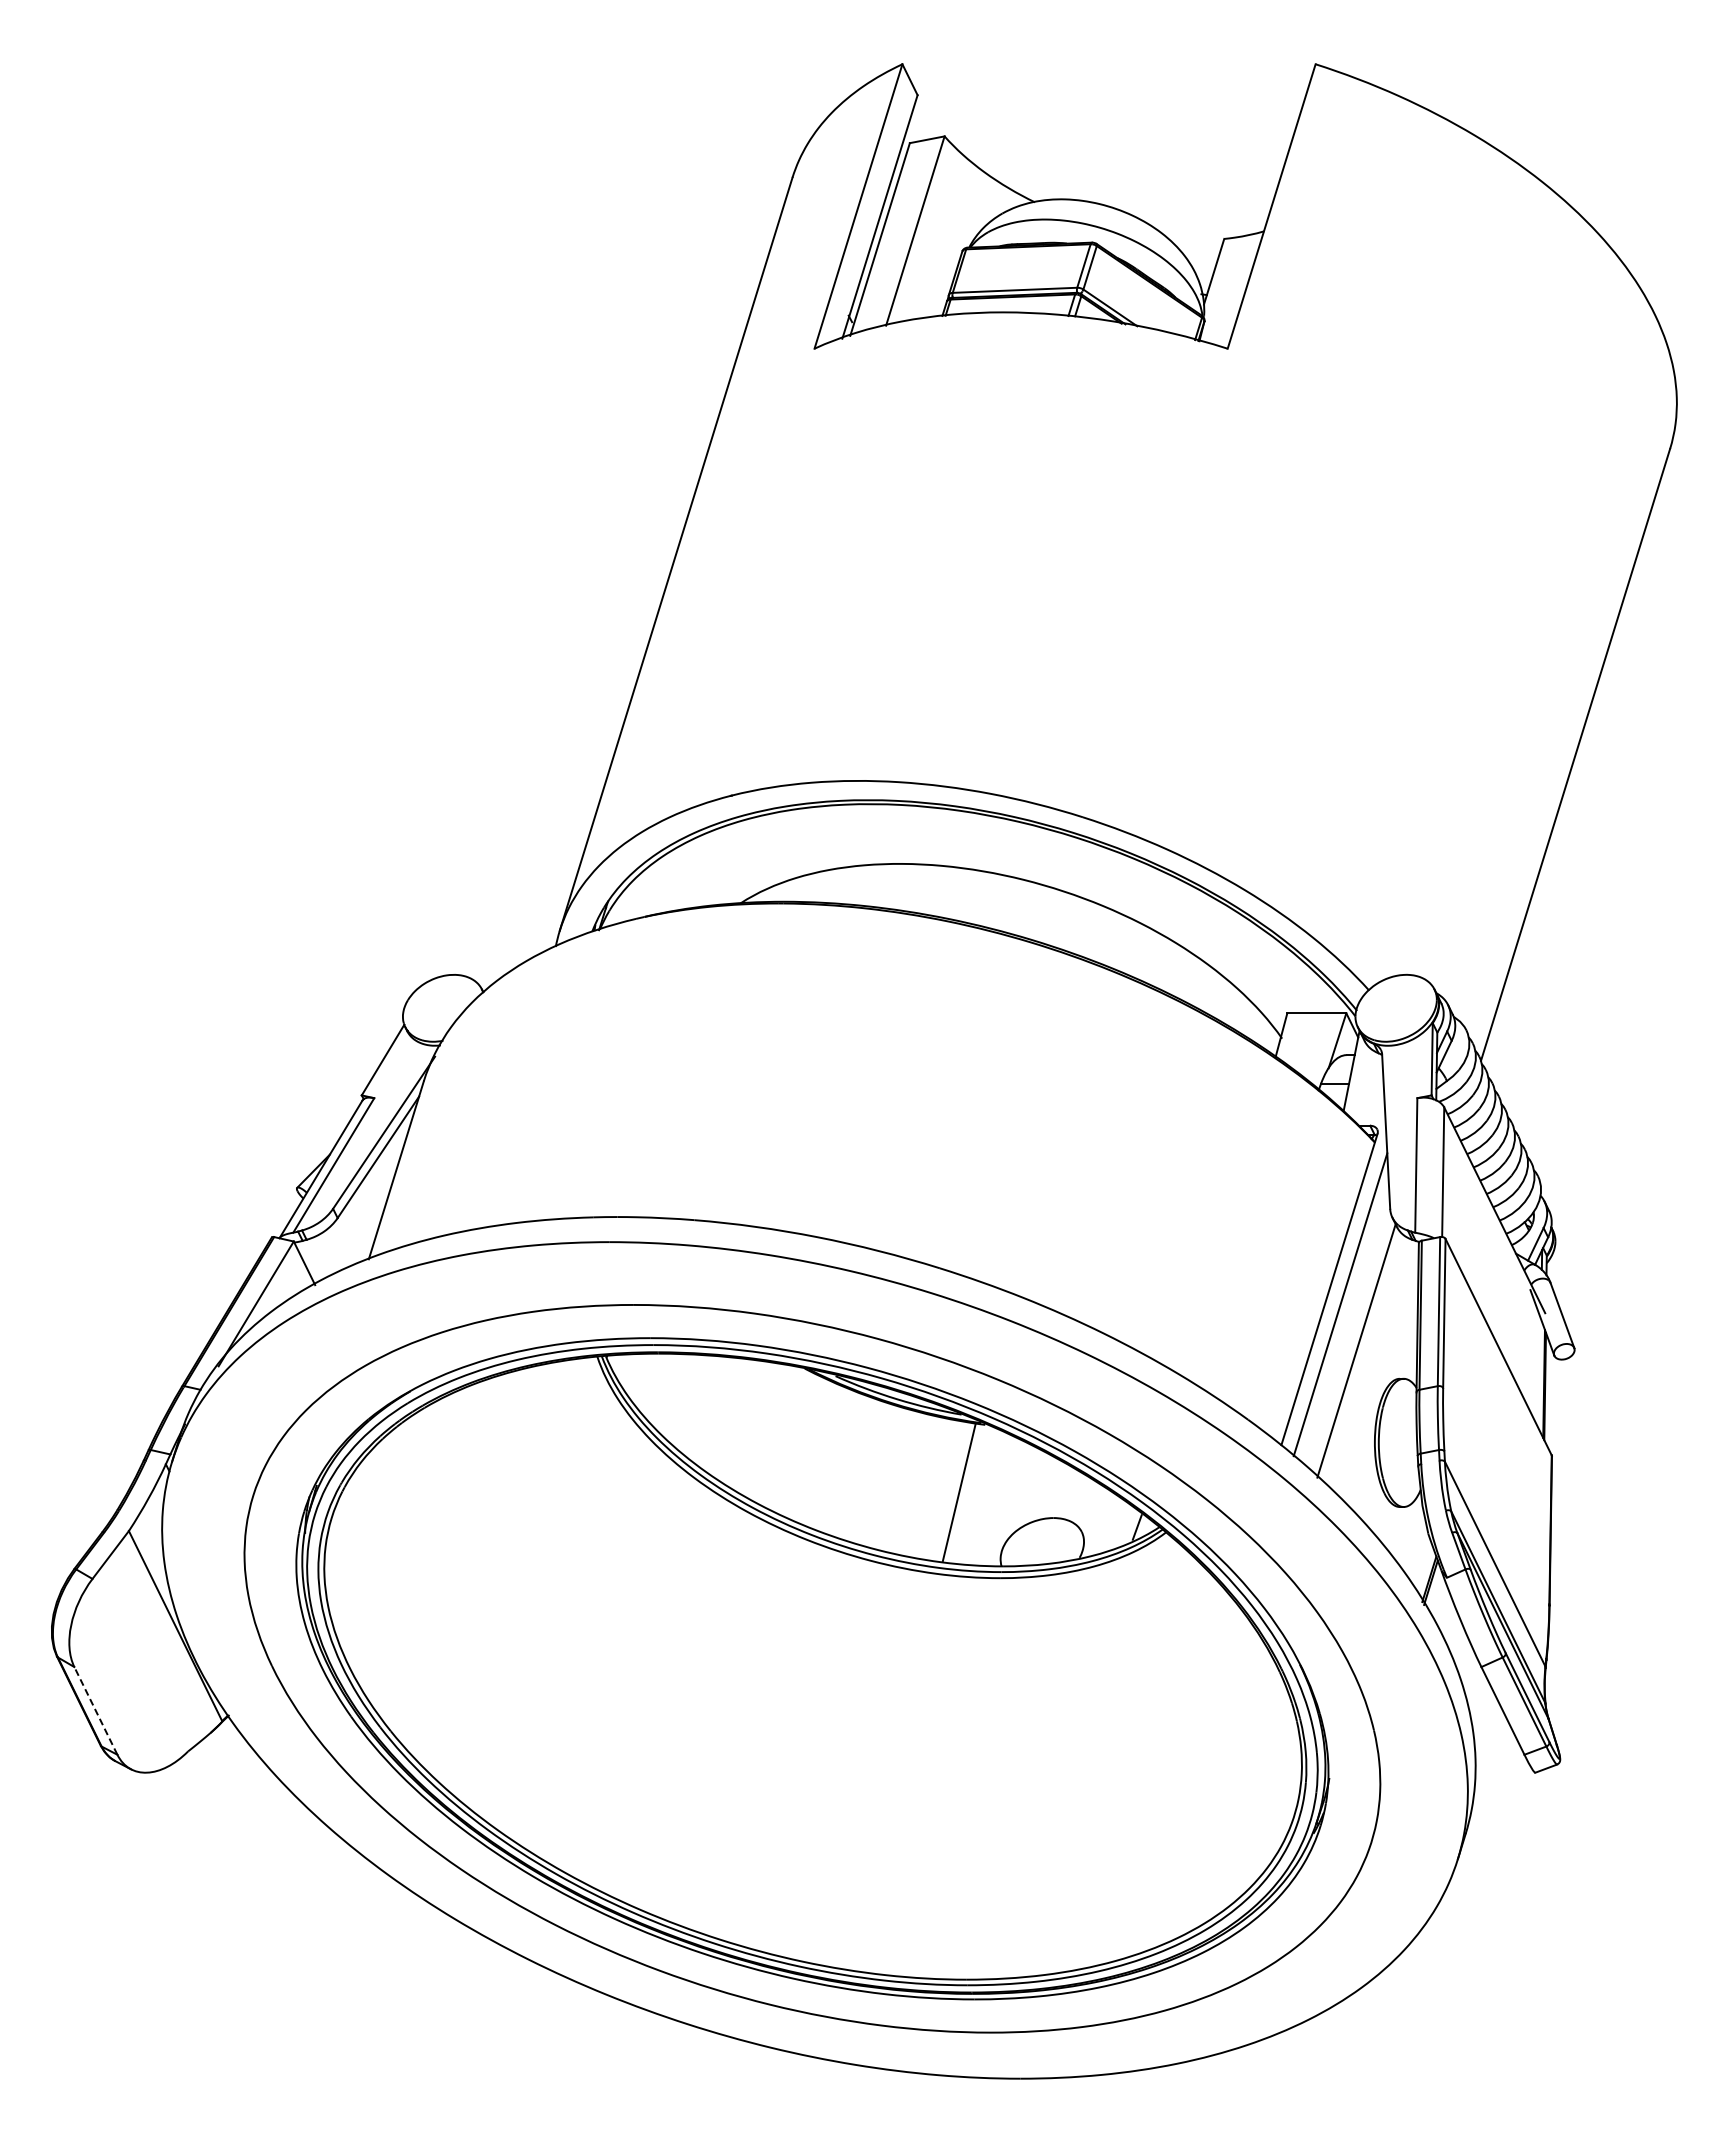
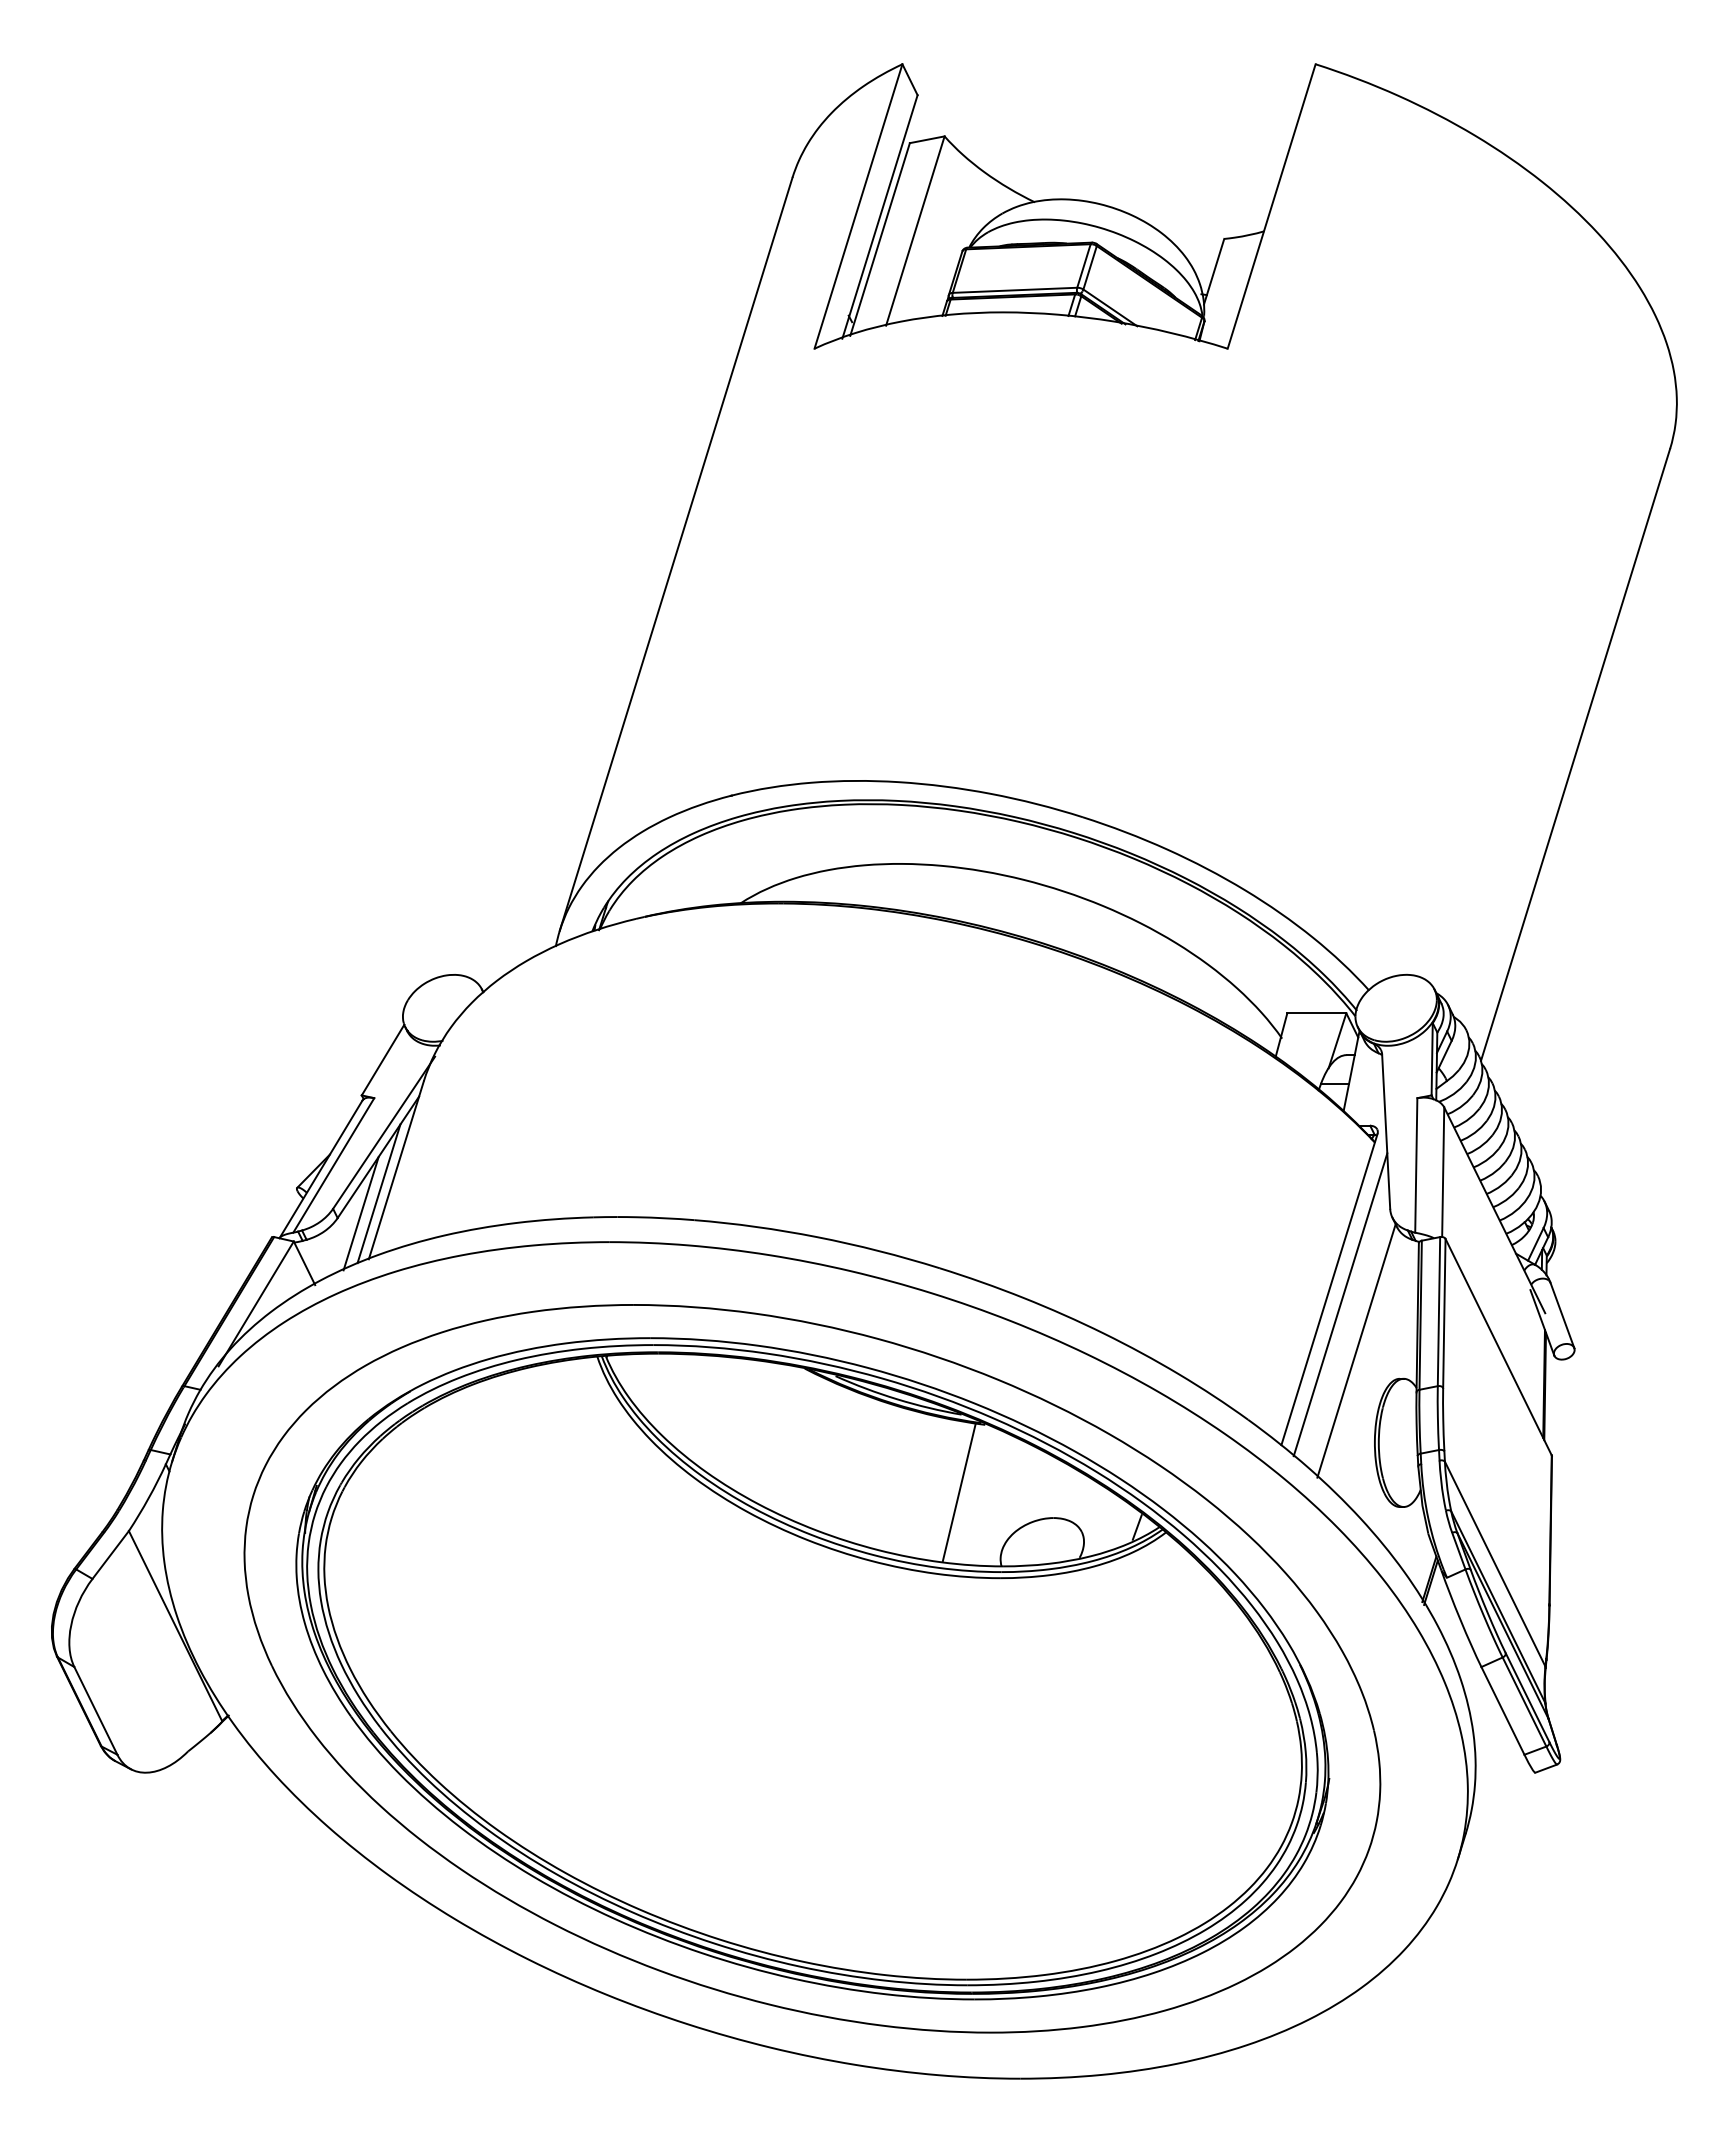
line: none -> present (378, 1193)
line: none -> present (360, 1213)
line: dashed -> solid (95, 1710)
